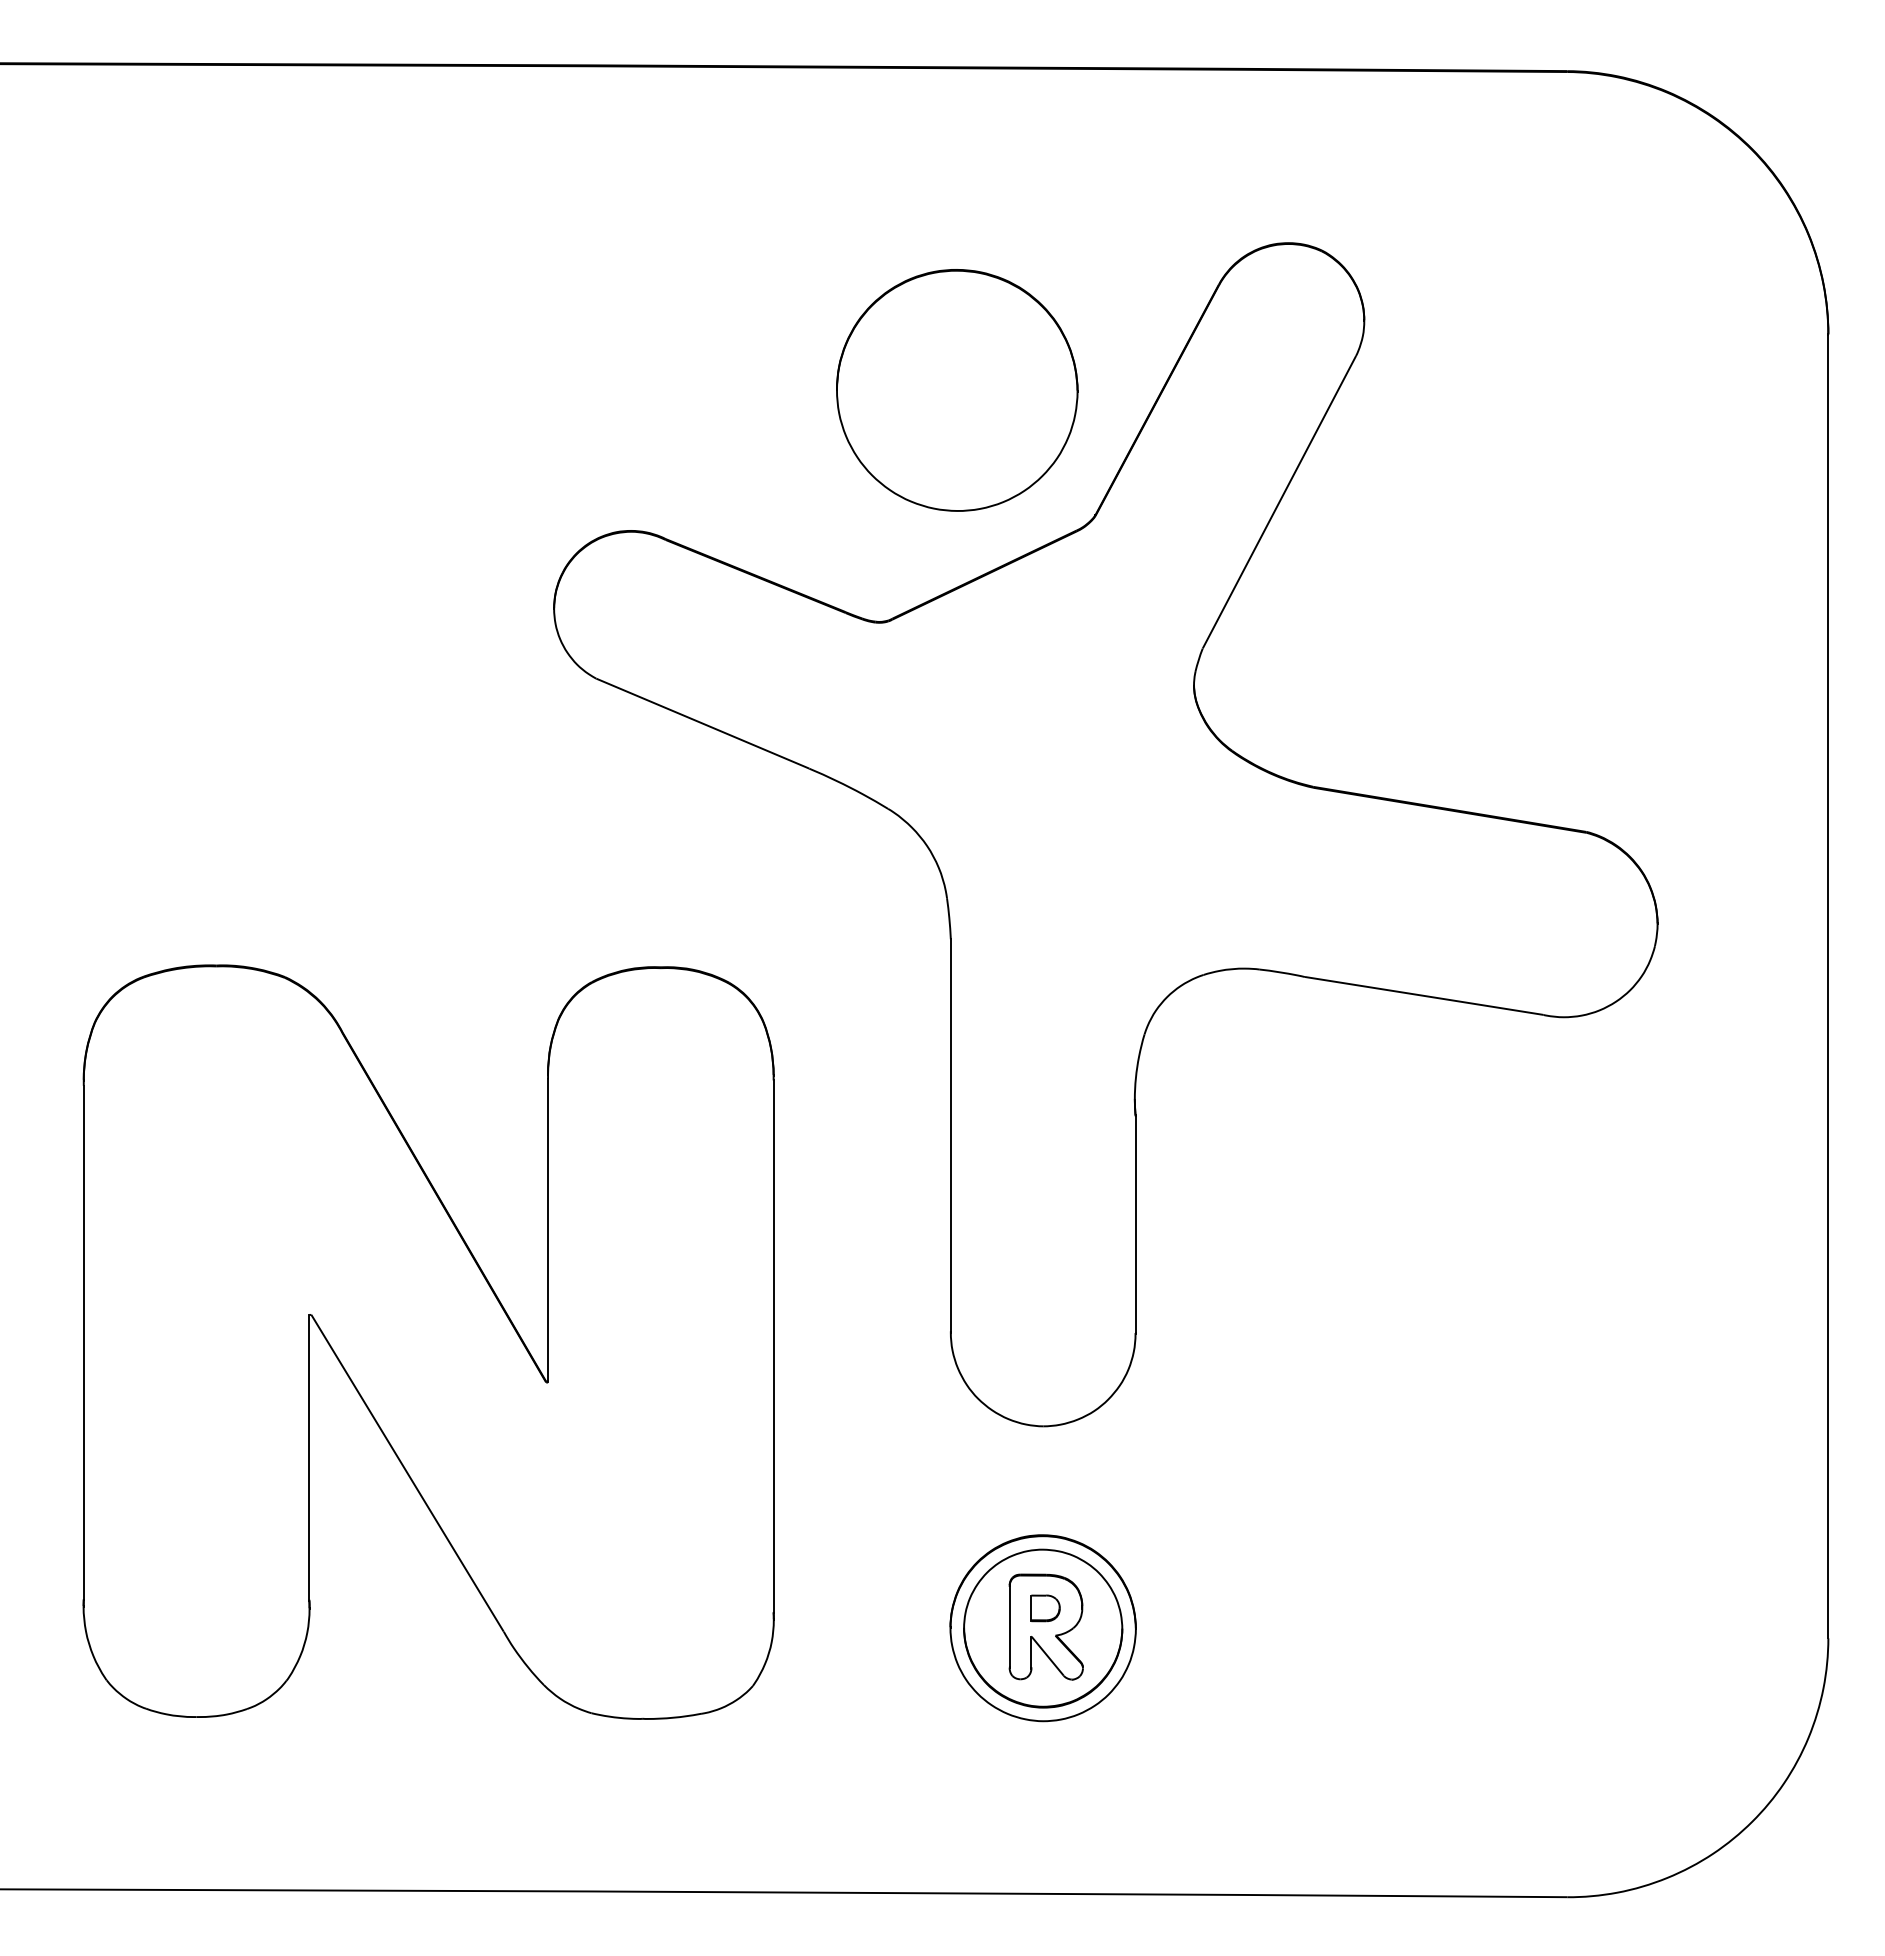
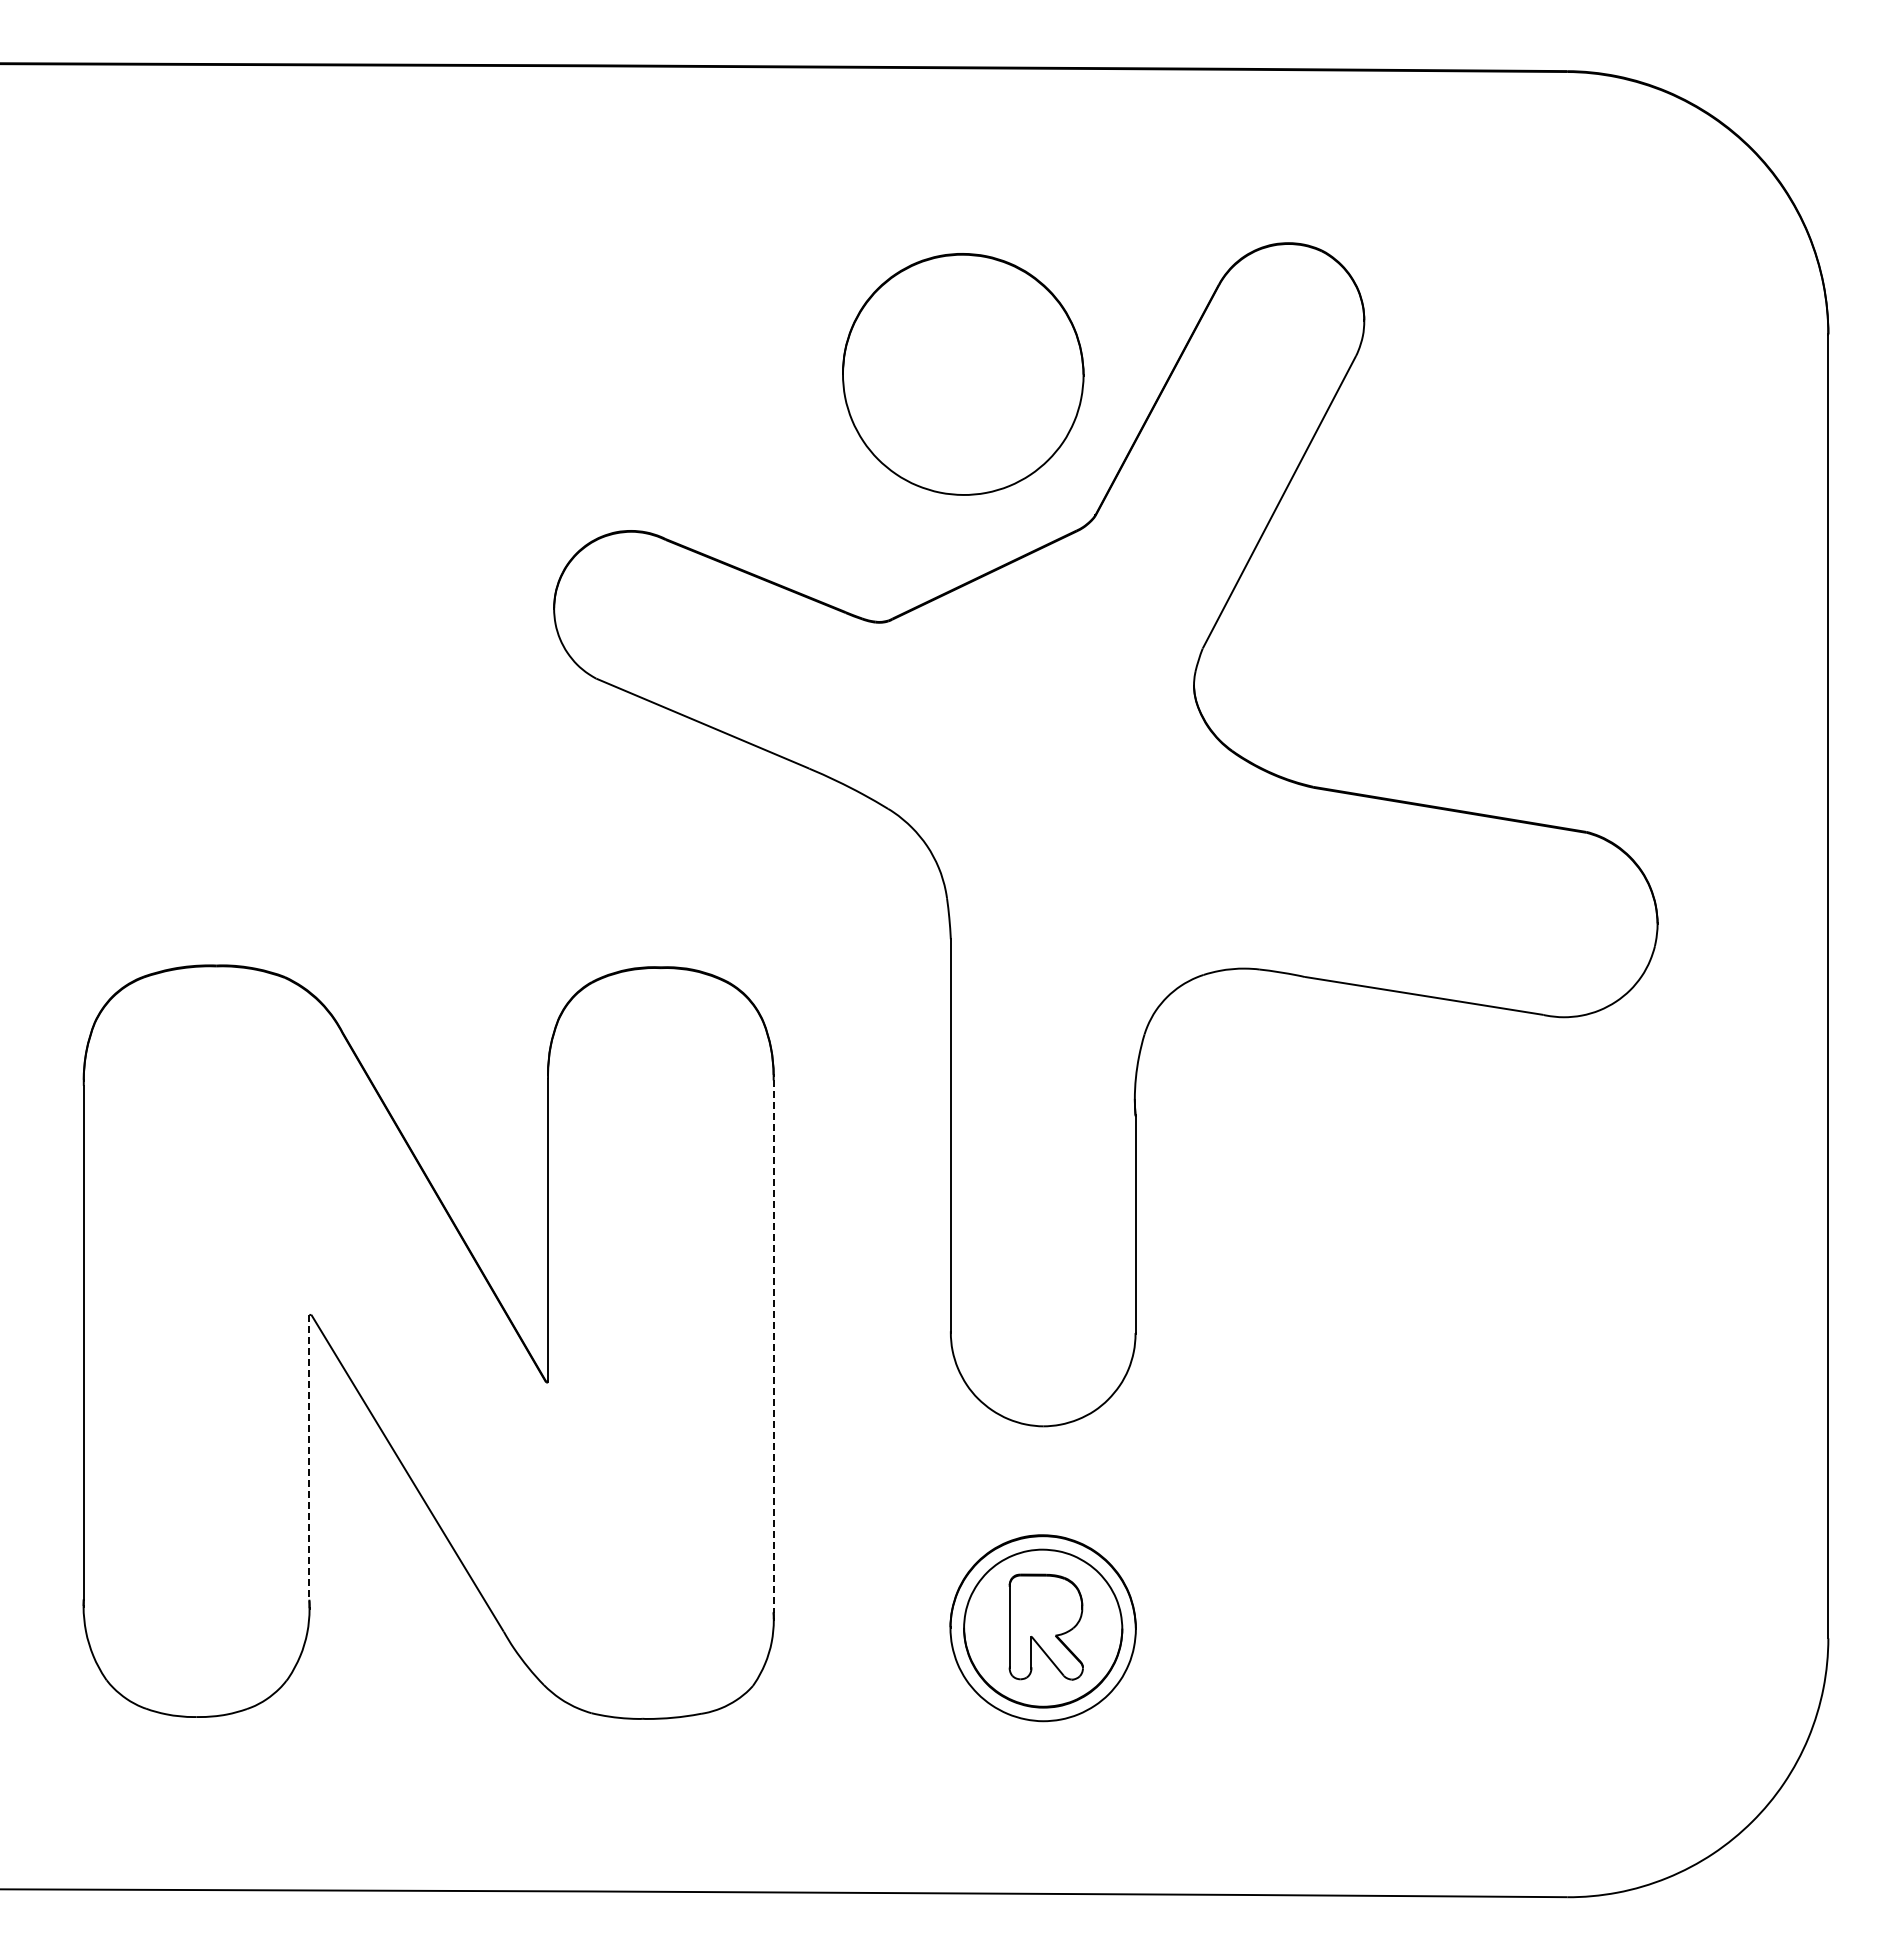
part position: (957, 390) -> (963, 374) (963, 374)
line: solid -> dashed (773, 1347)
line: solid -> dashed (309, 1457)
part: present -> none (1045, 1608)
